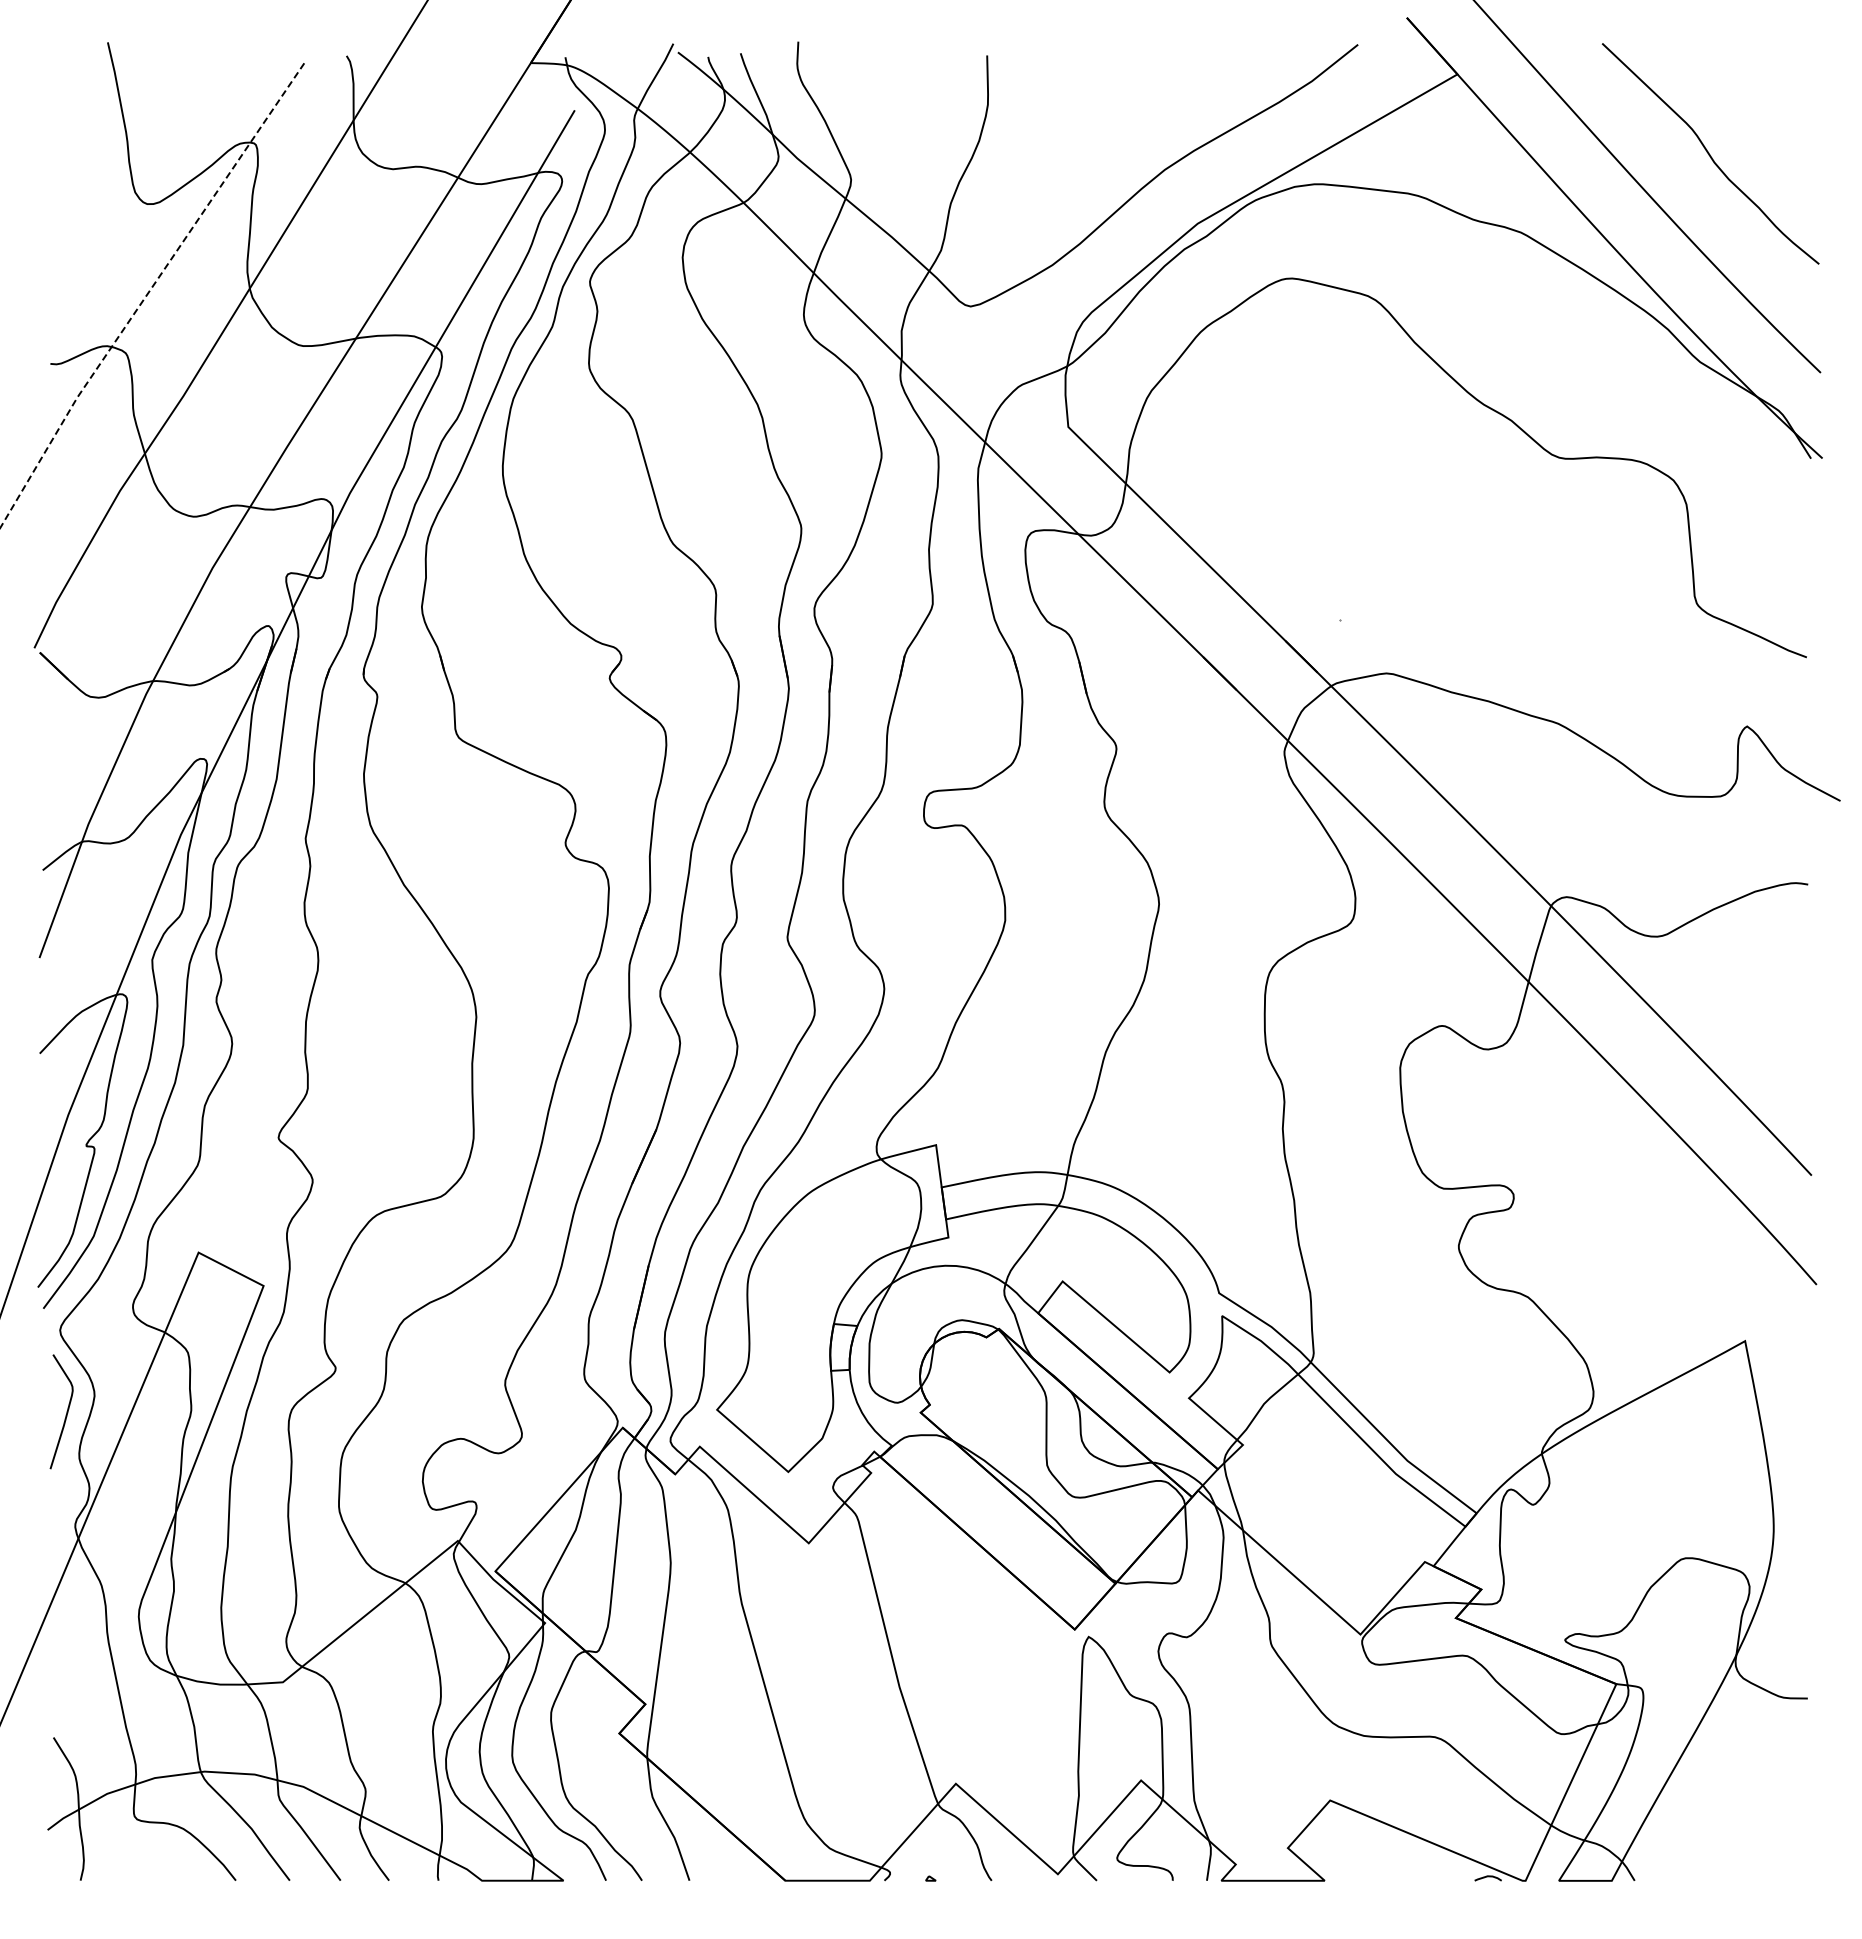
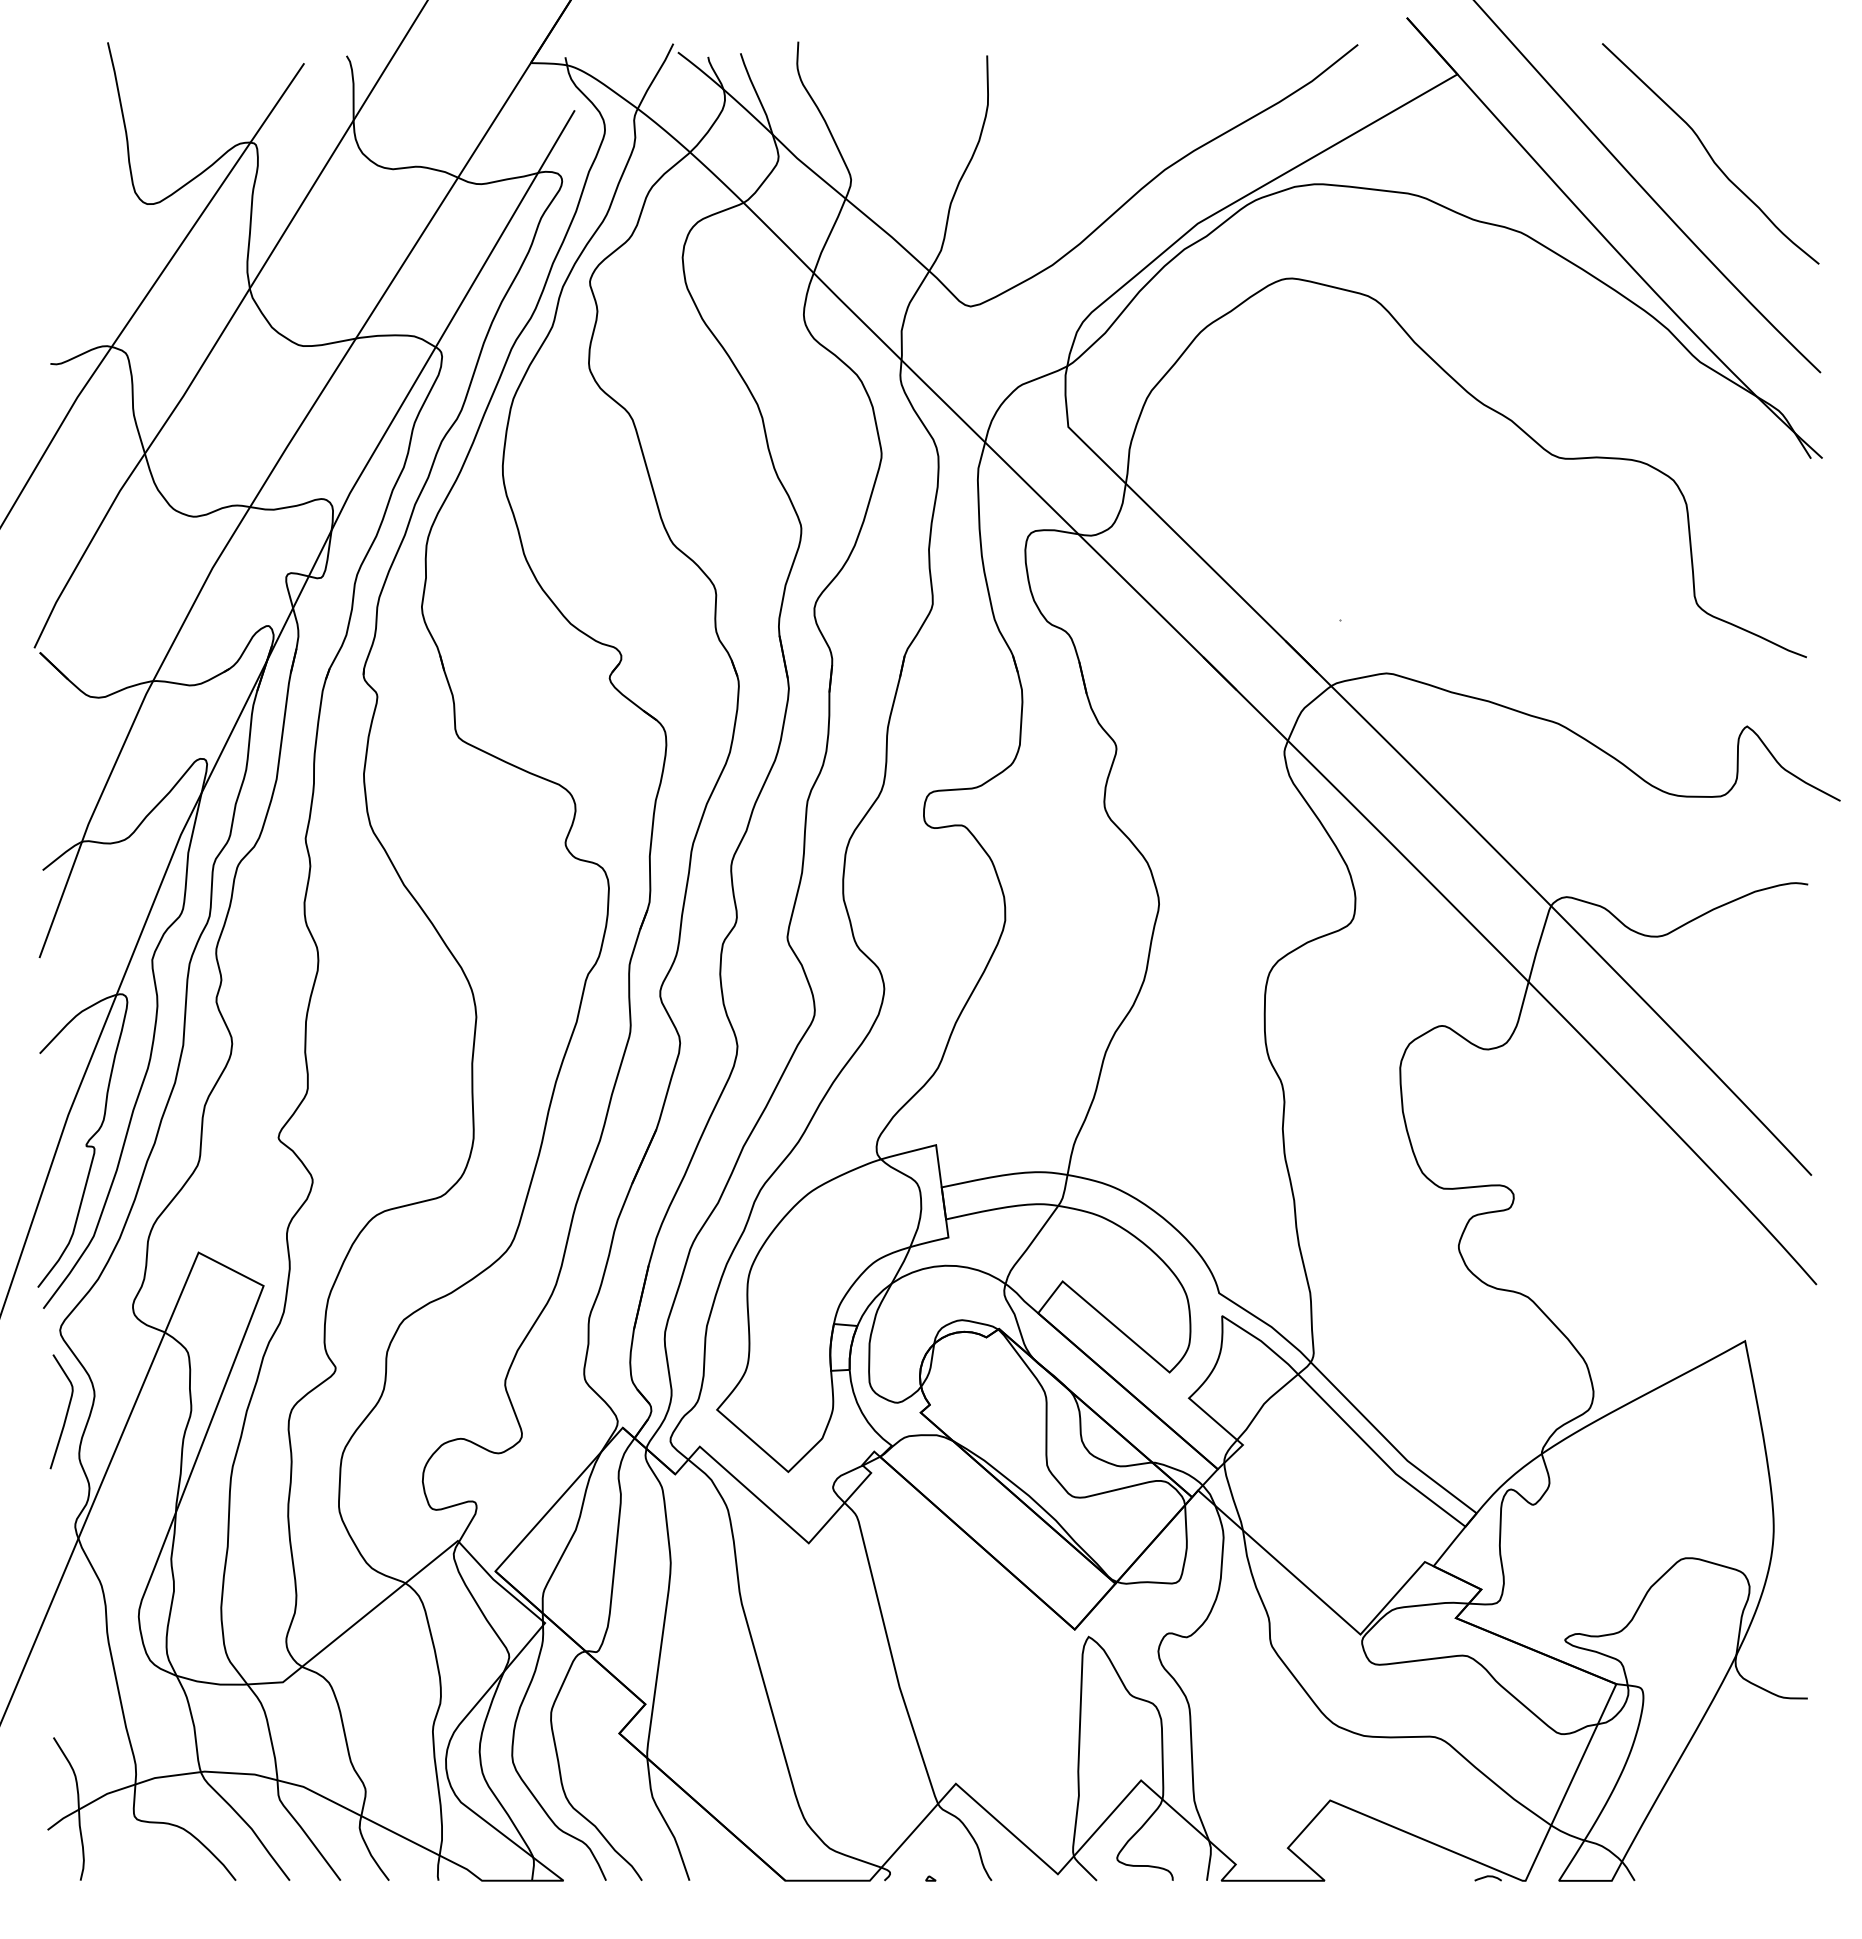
line: dashed -> solid (147, 294)
